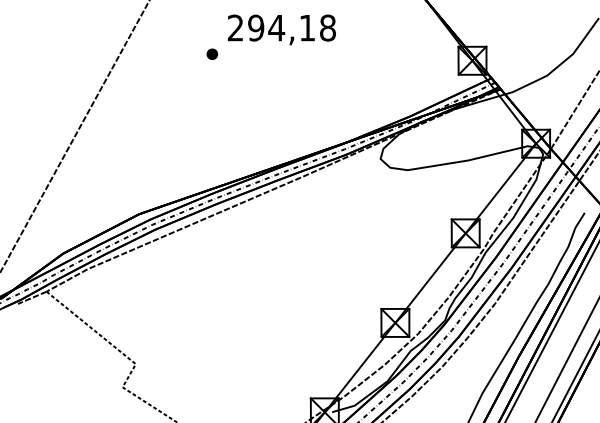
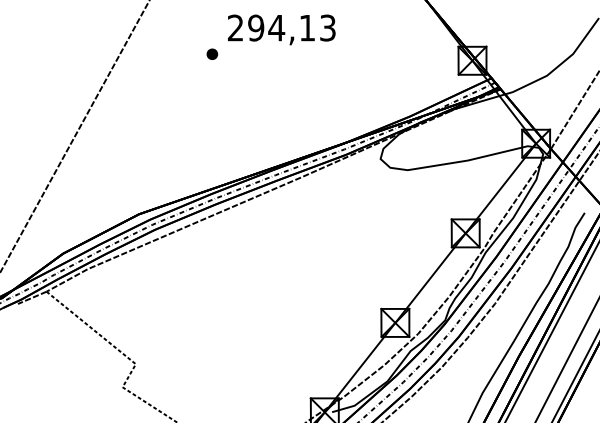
text: 294,18 -> 294,13 (327, 27)
